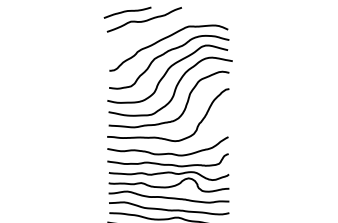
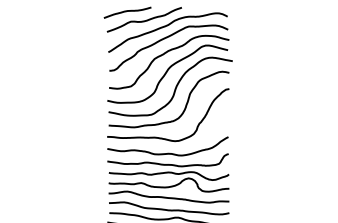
curve: none -> present (165, 27)
